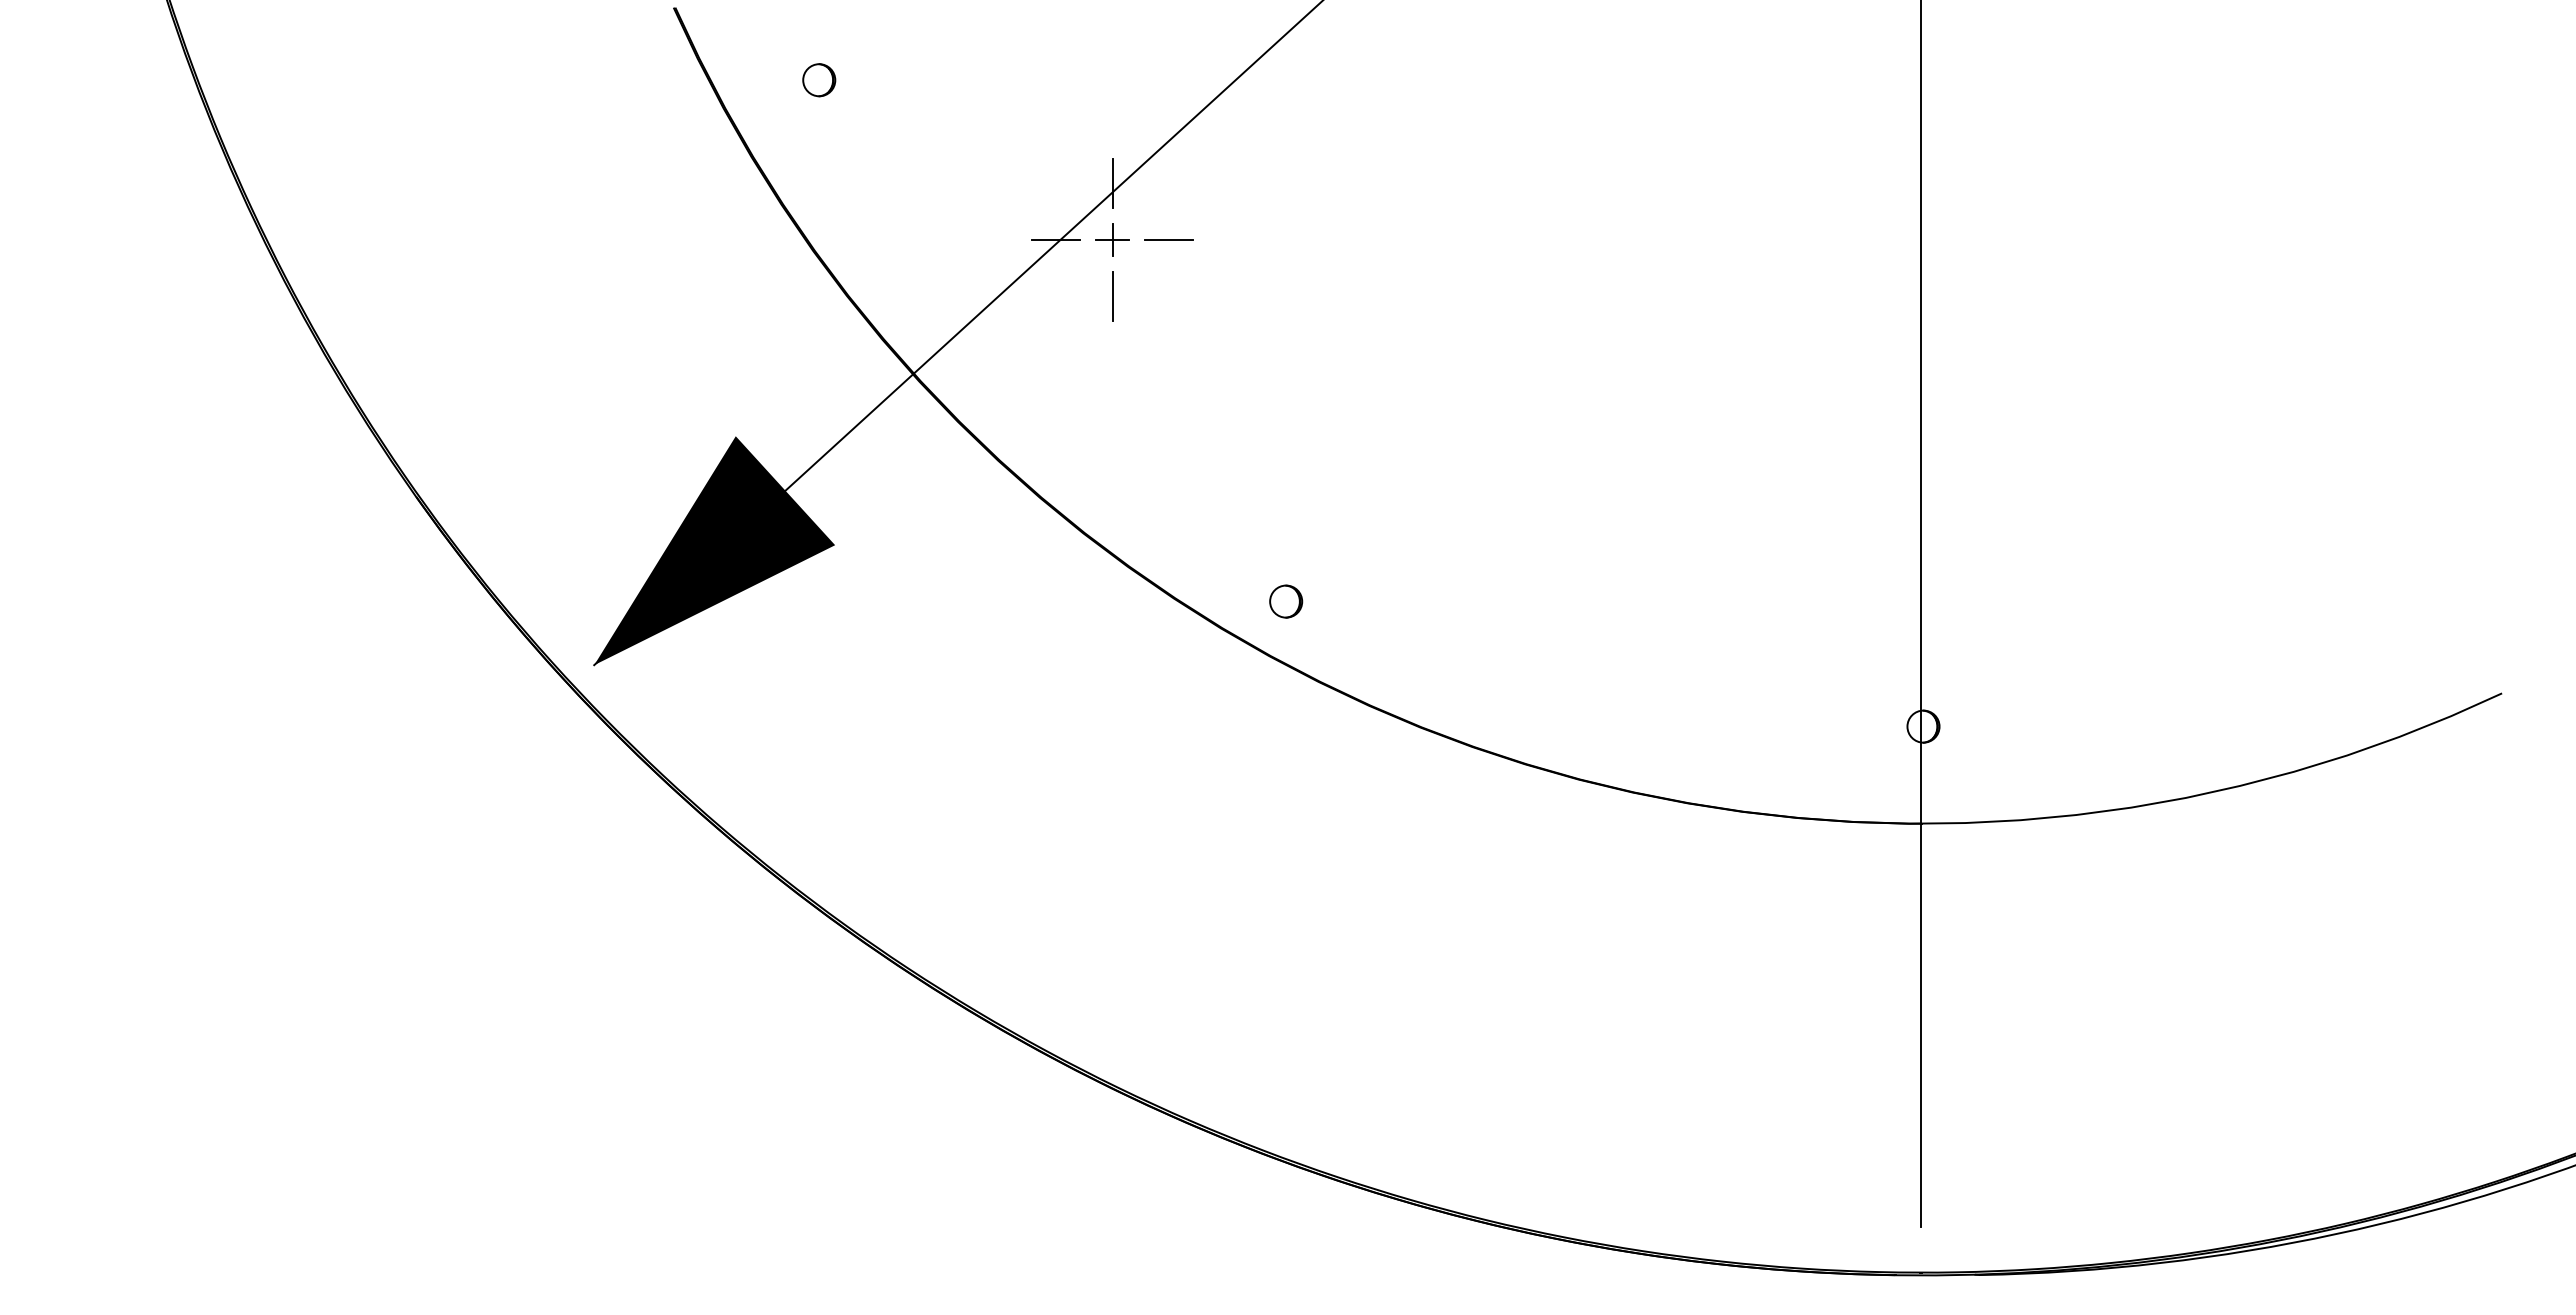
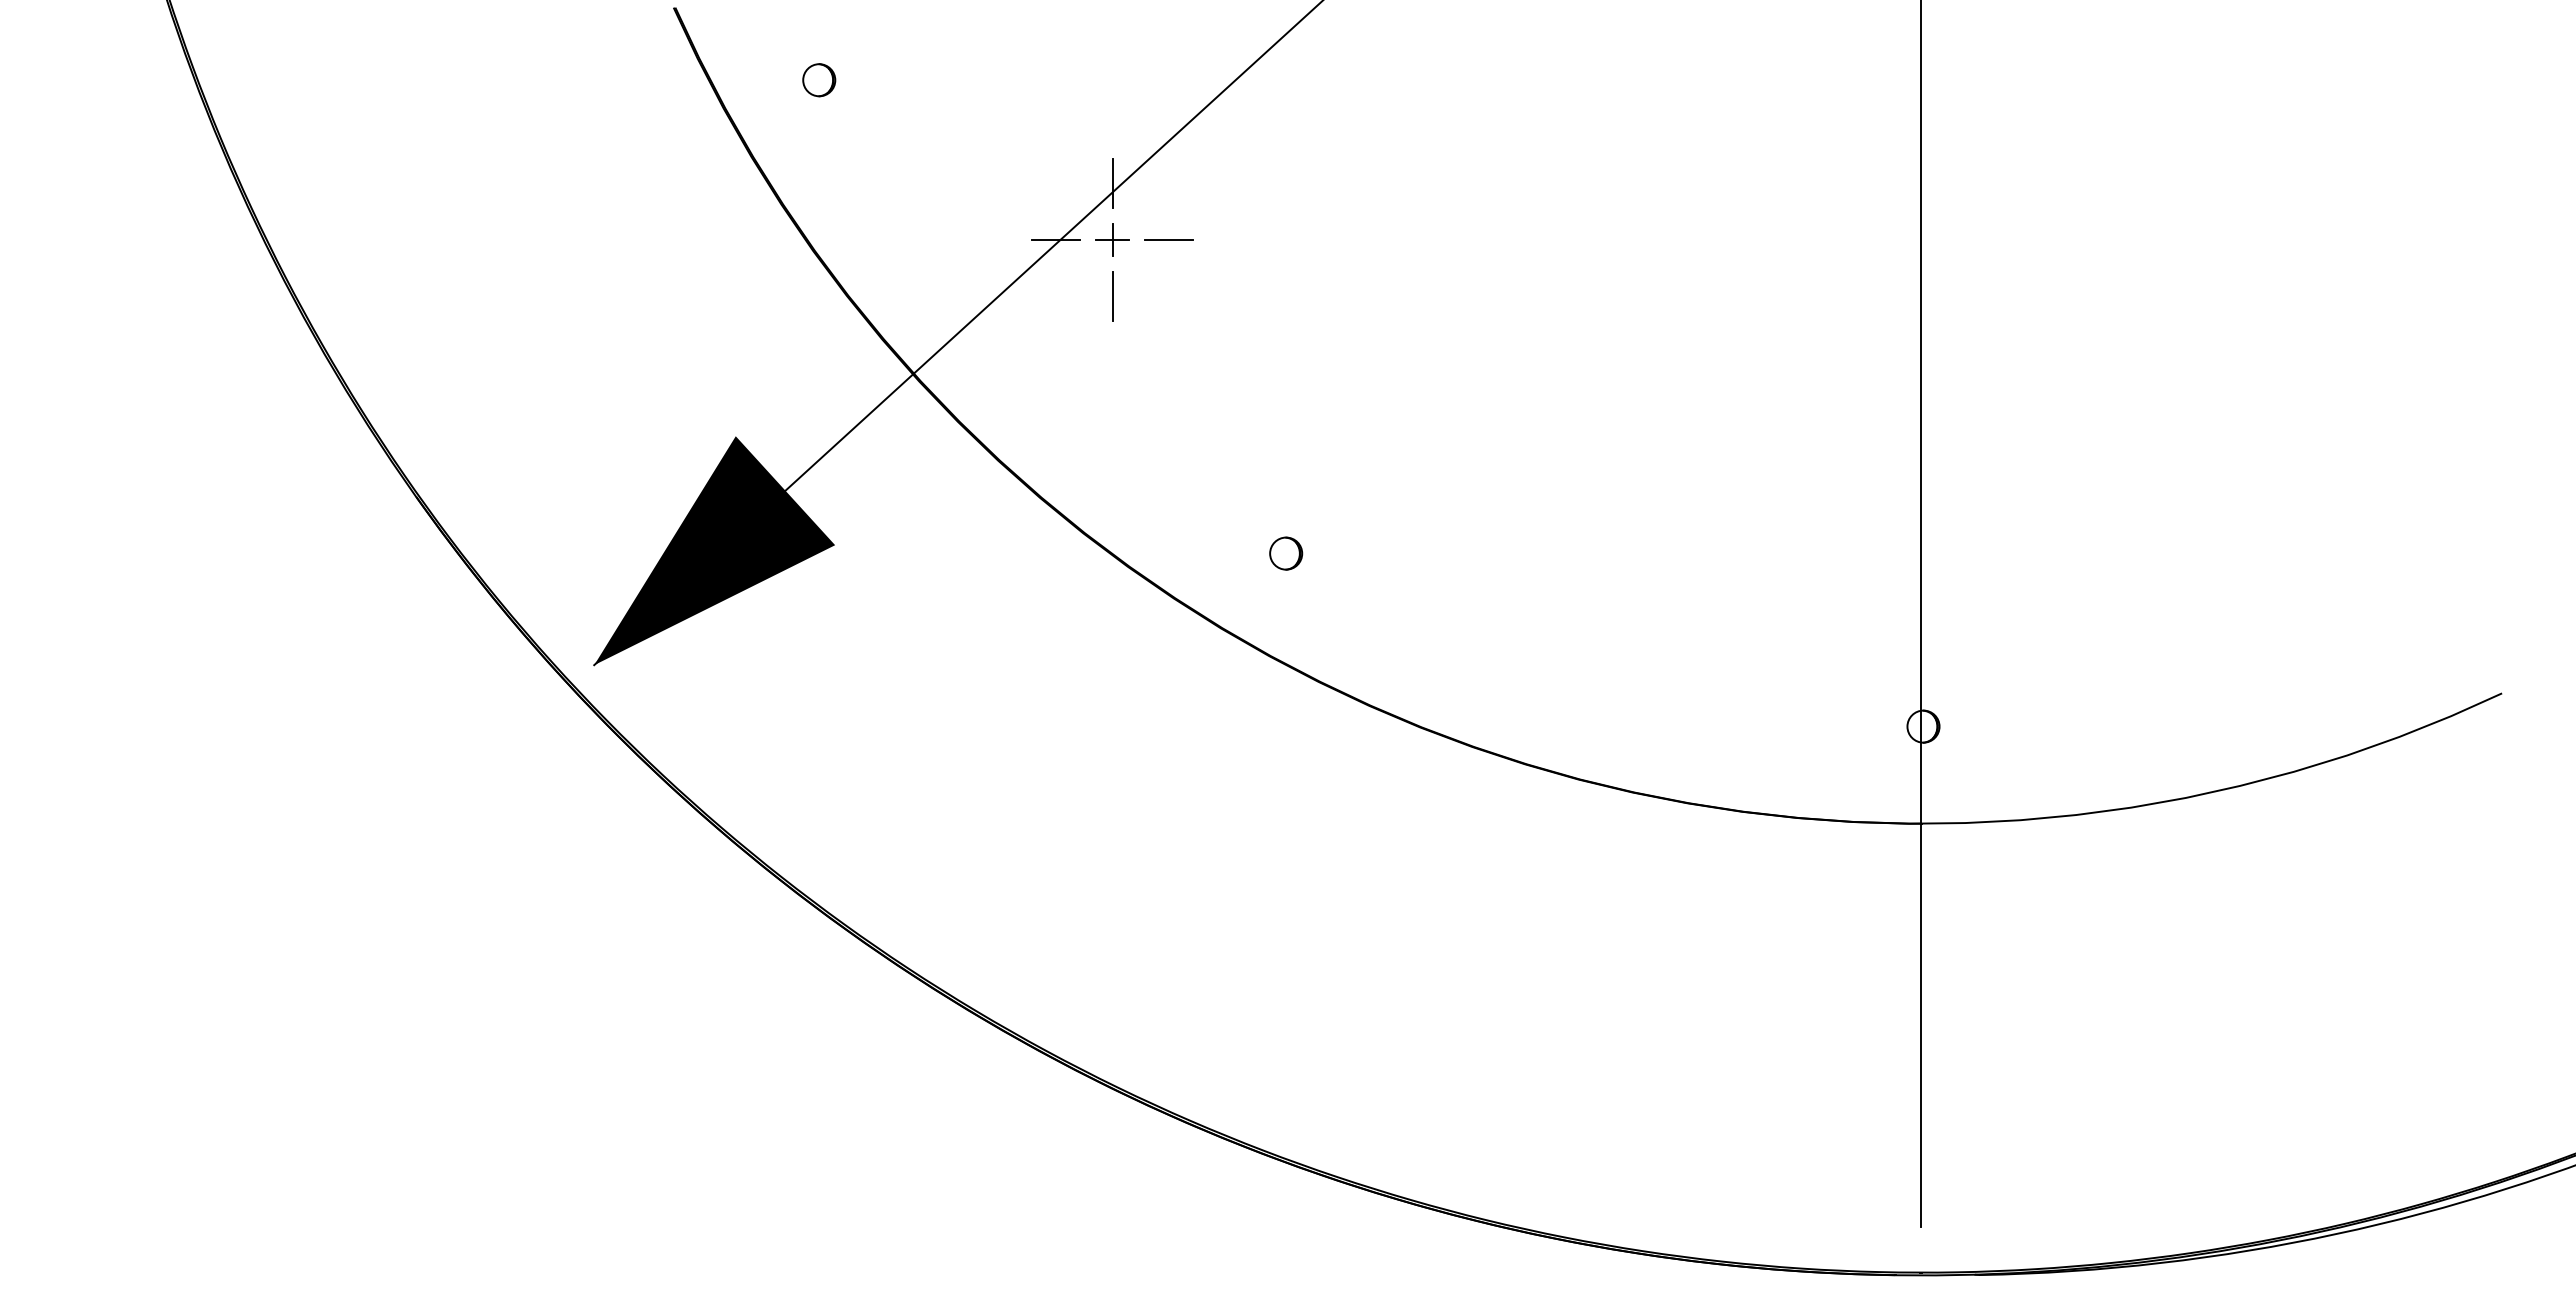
part position: (1286, 601) -> (1286, 553) (1286, 553)
